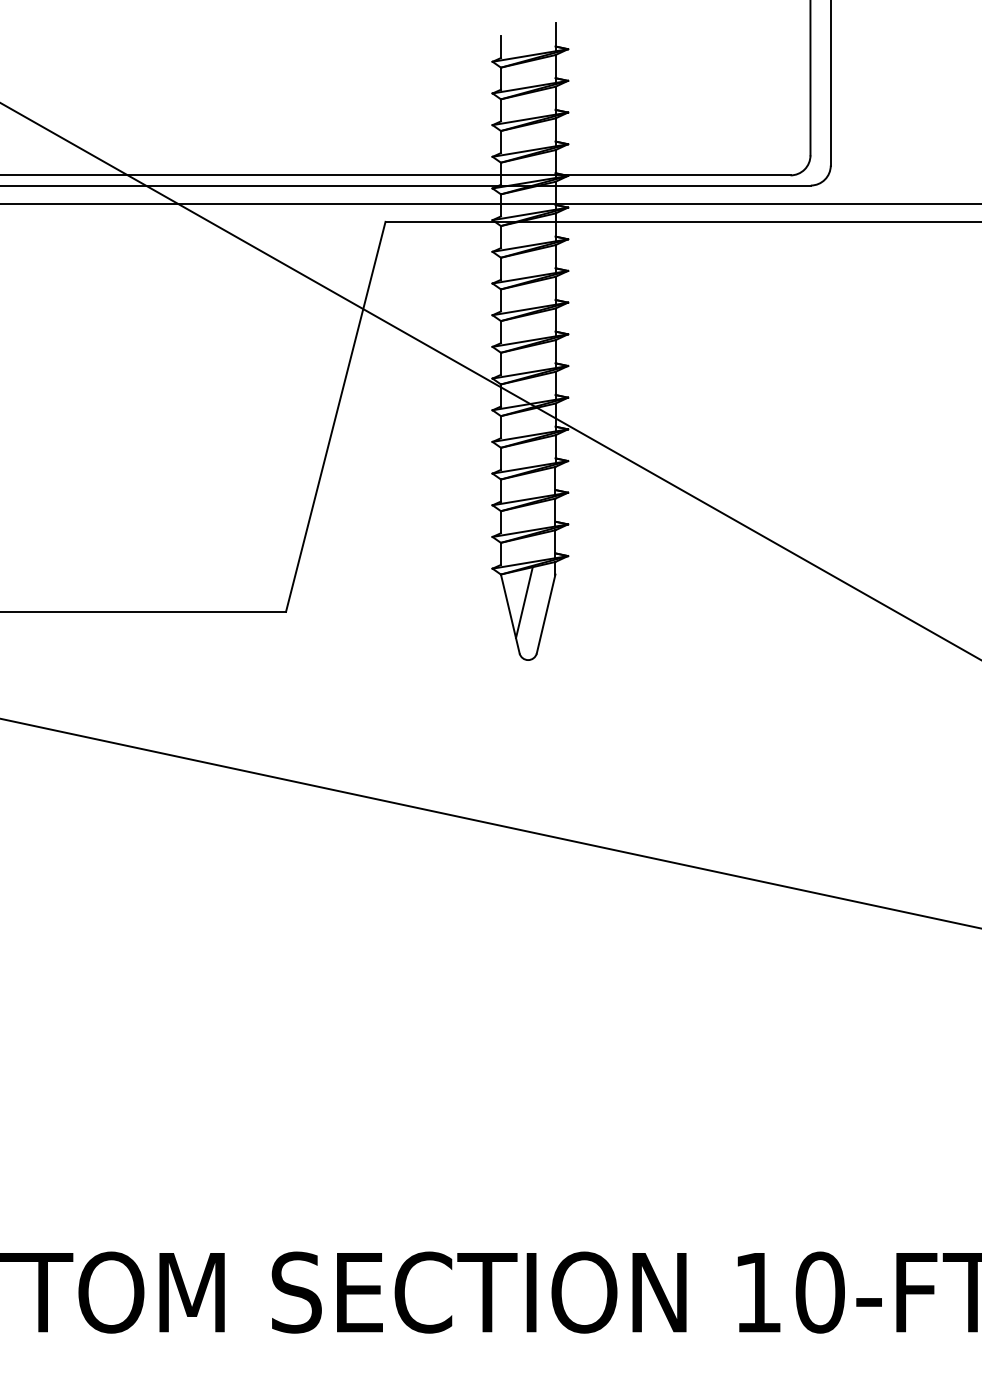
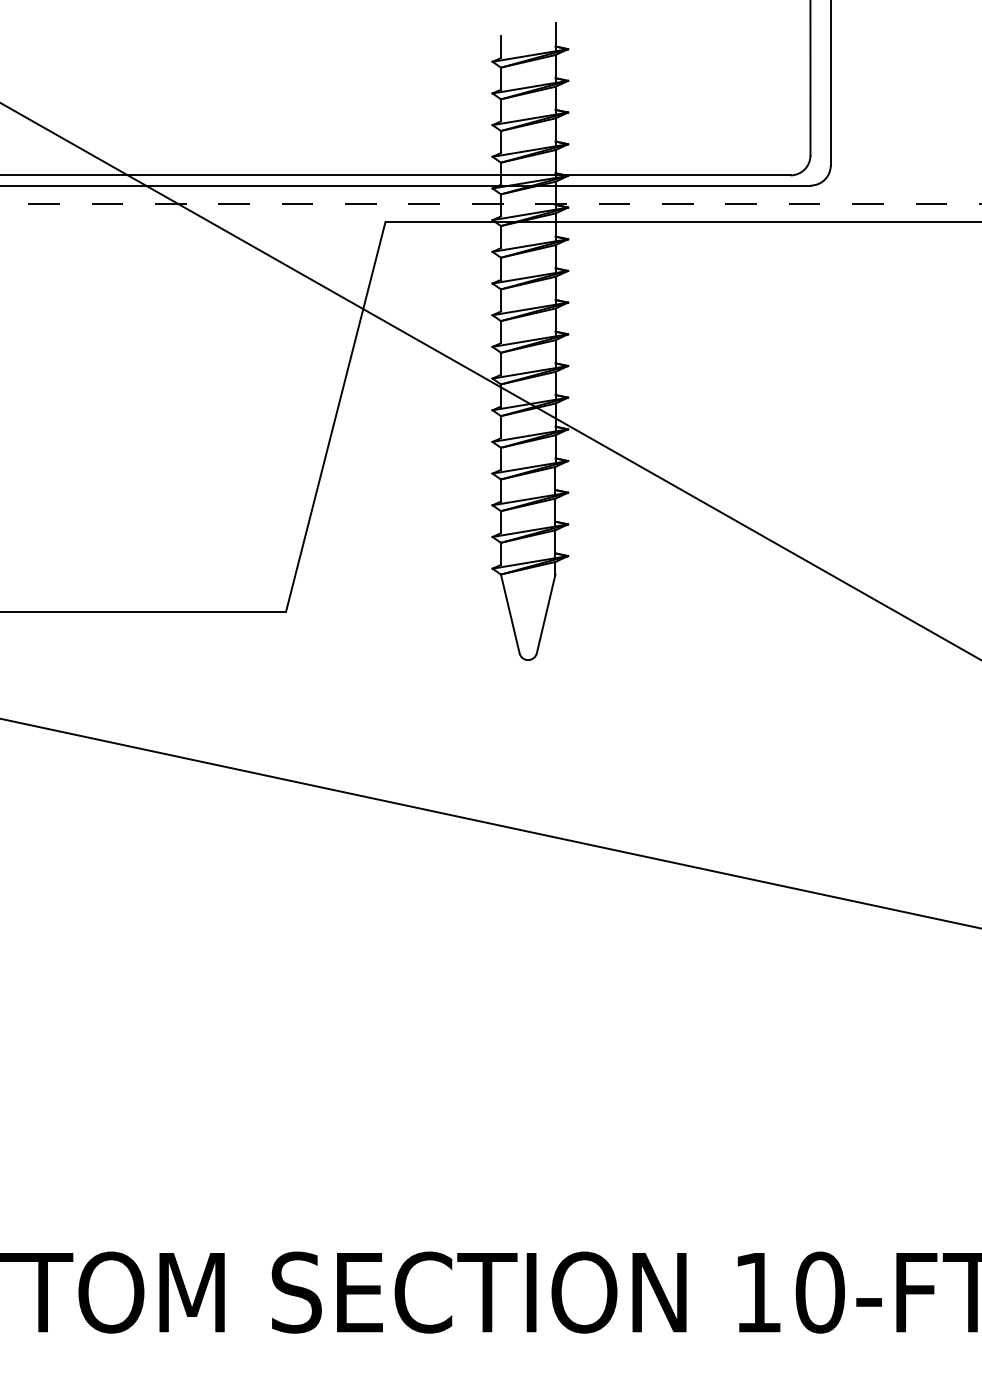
line: solid -> dashed (491, 203)
line: present -> none (524, 602)
